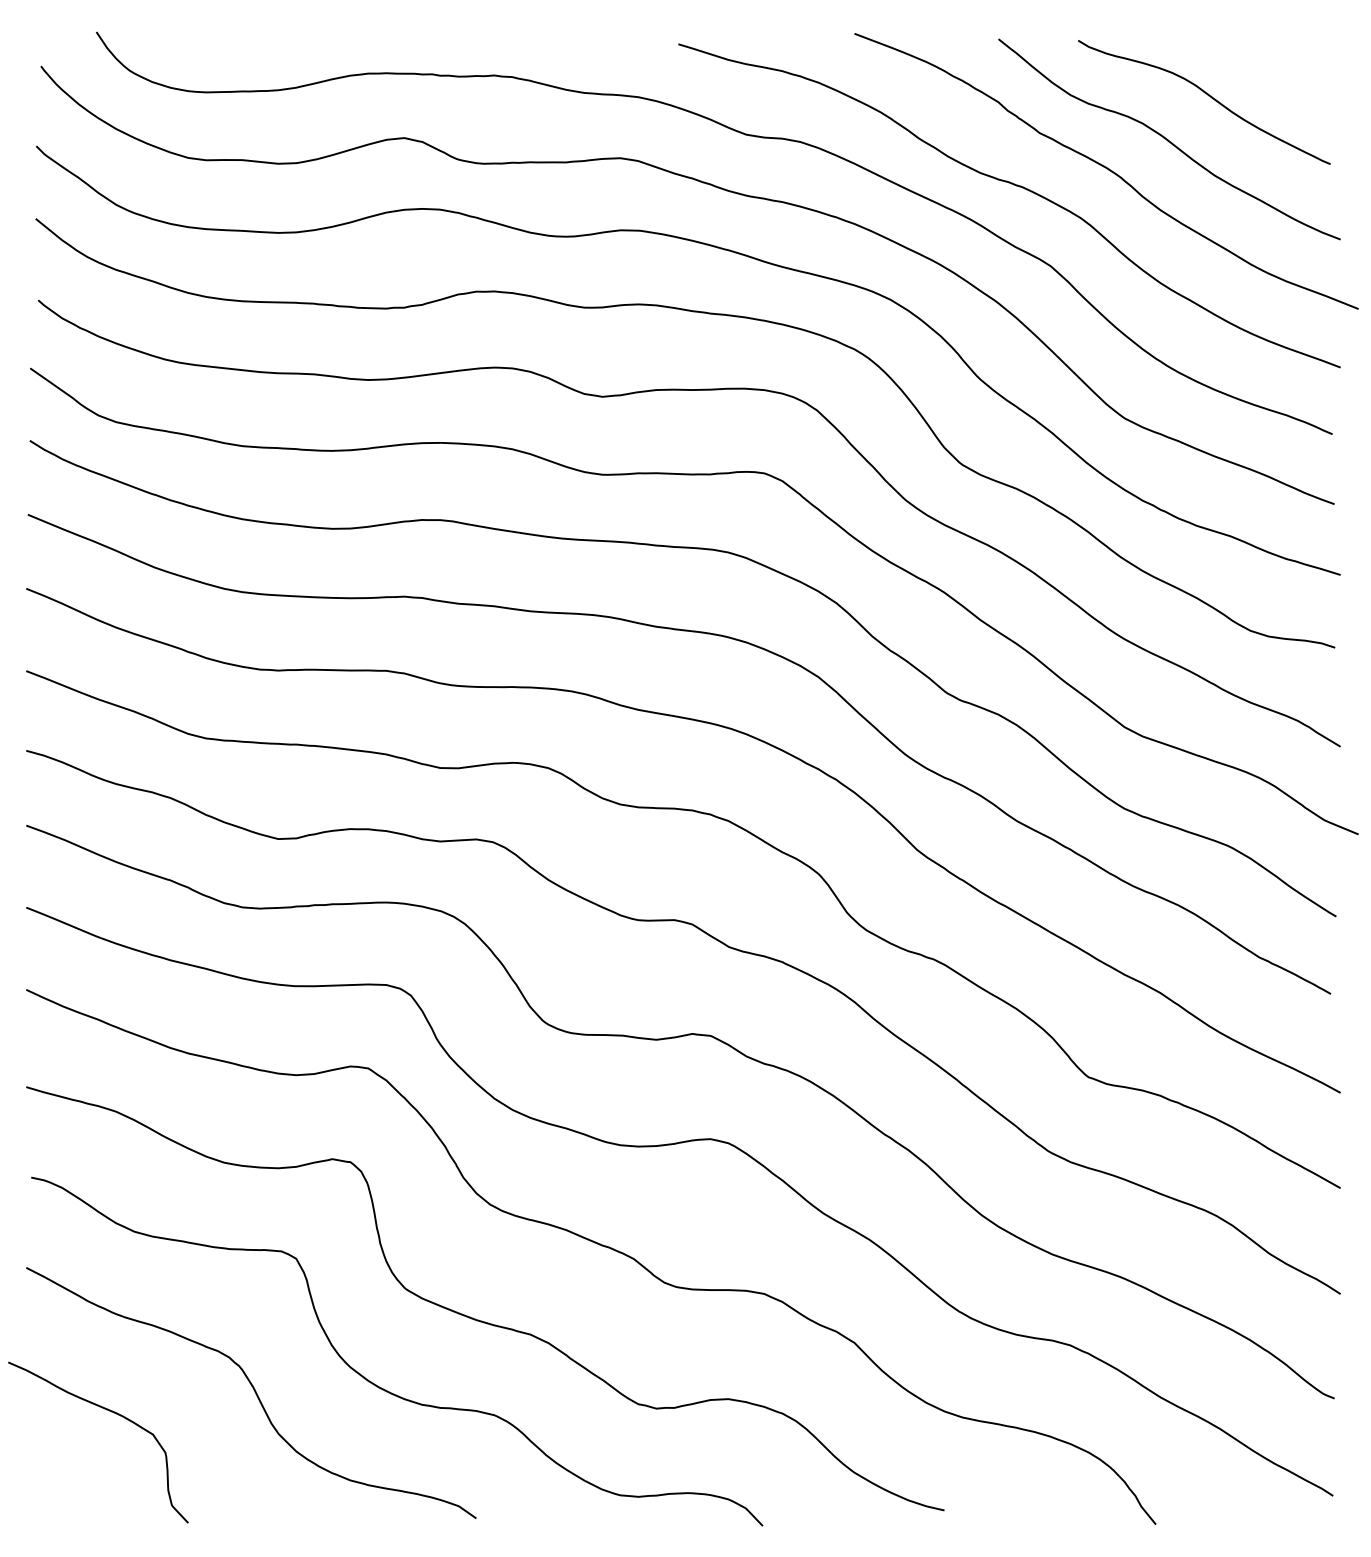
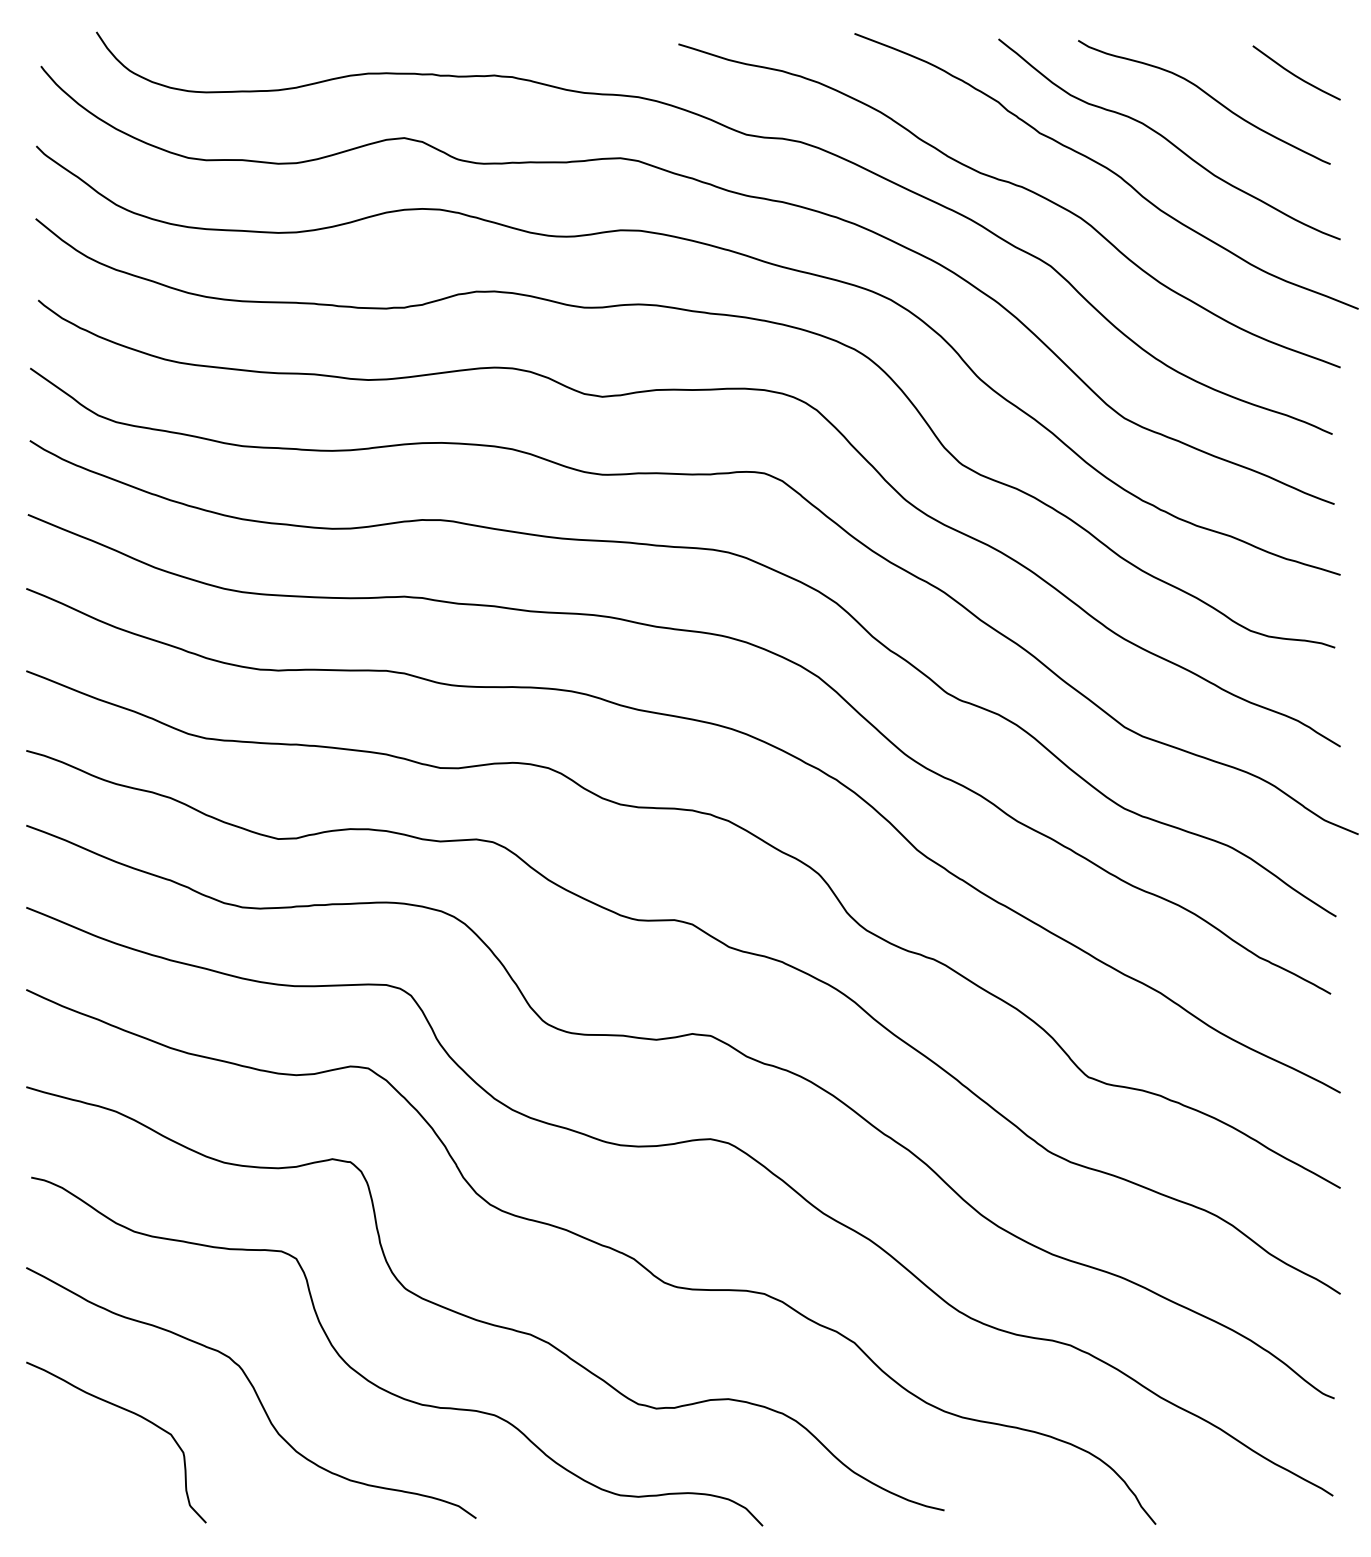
curve: none -> present (1295, 74)
curve position: (113, 1413) -> (131, 1413) (131, 1413)
